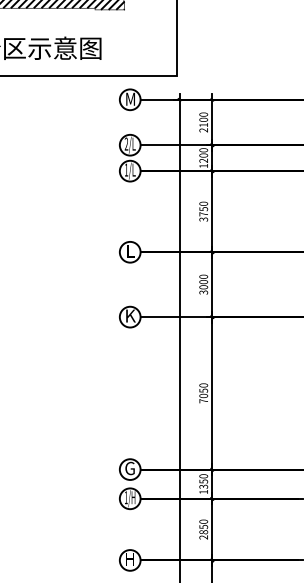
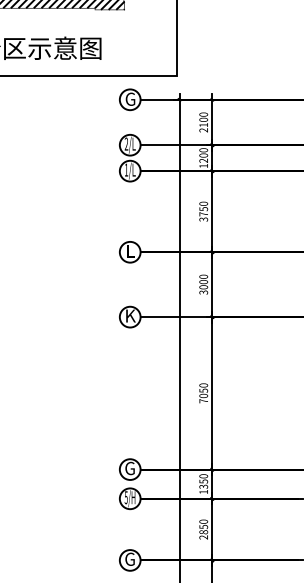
text: M -> G (130, 98)
text: 1/H -> 5/H (125, 497)
text: H -> G (129, 558)
